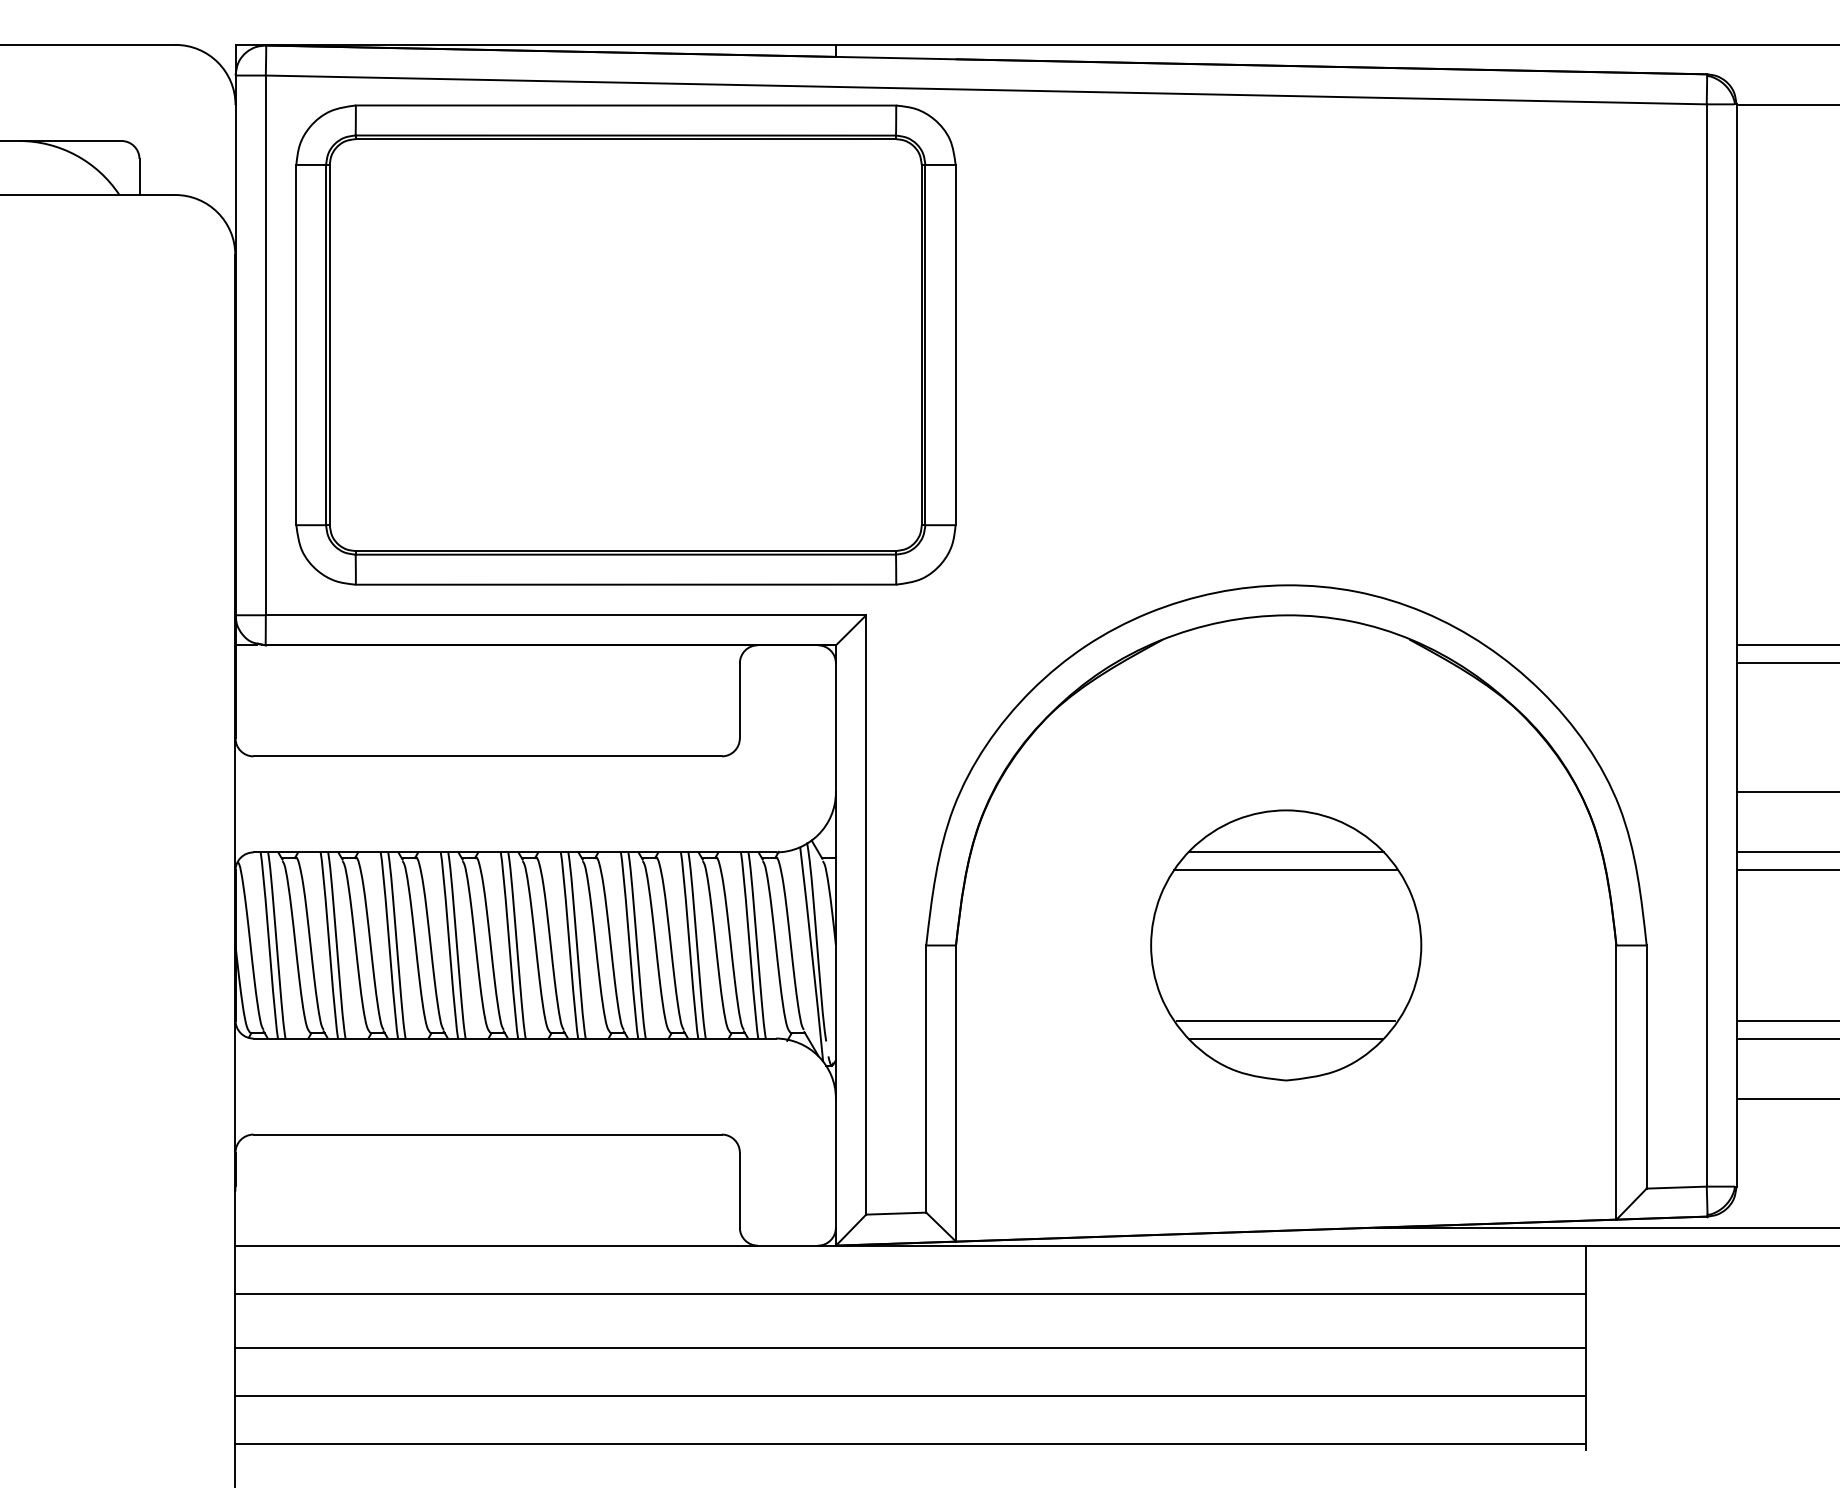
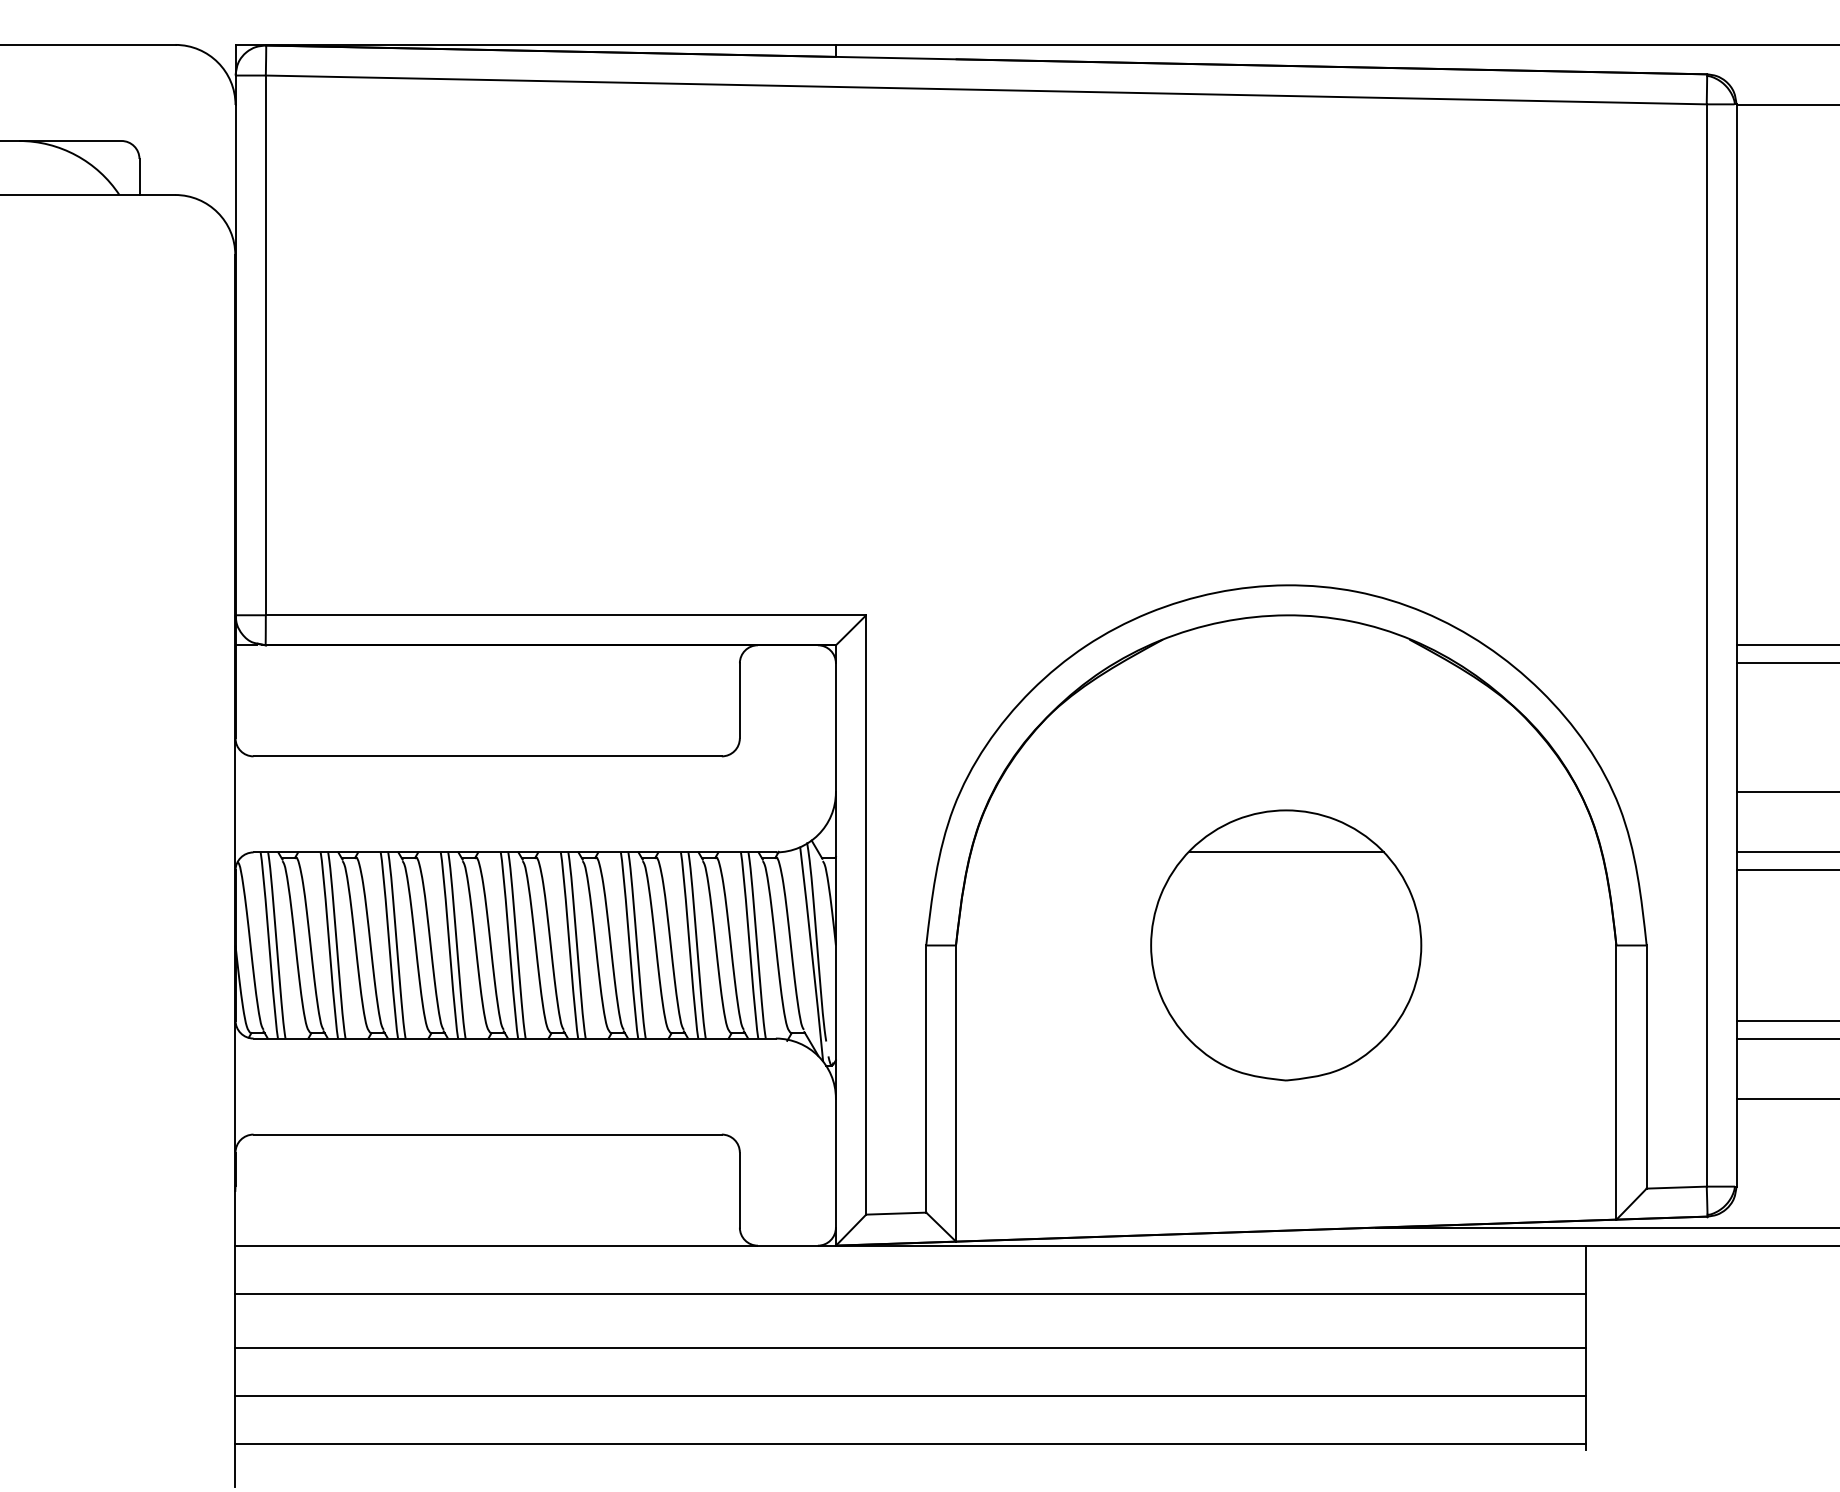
part: present -> none (625, 344)
line: present -> none (1285, 870)
line: present -> none (1286, 1020)
line: present -> none (1286, 1038)
